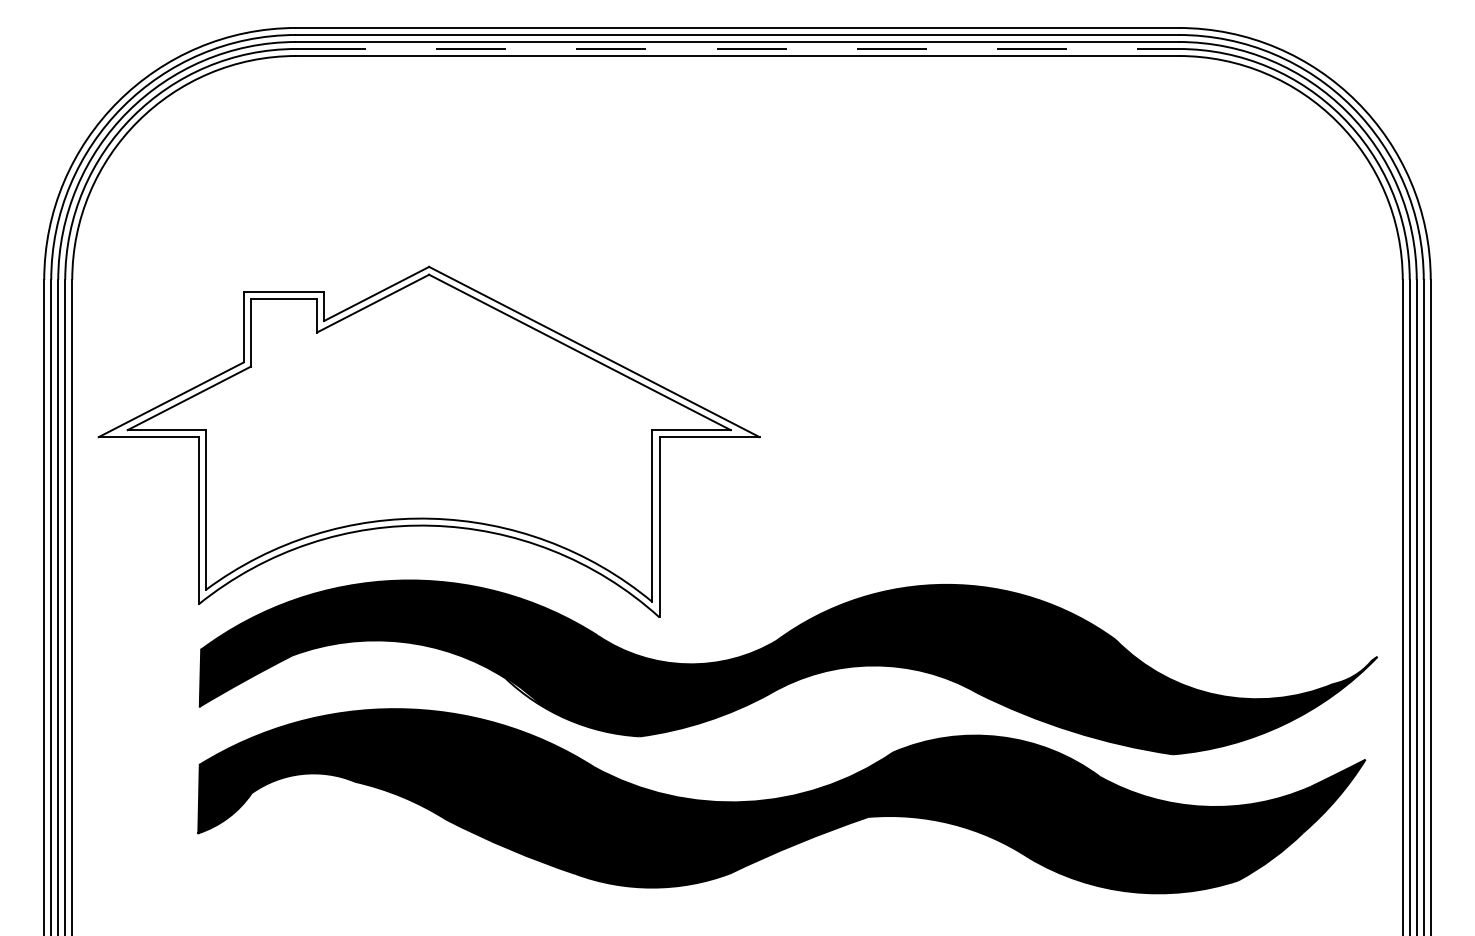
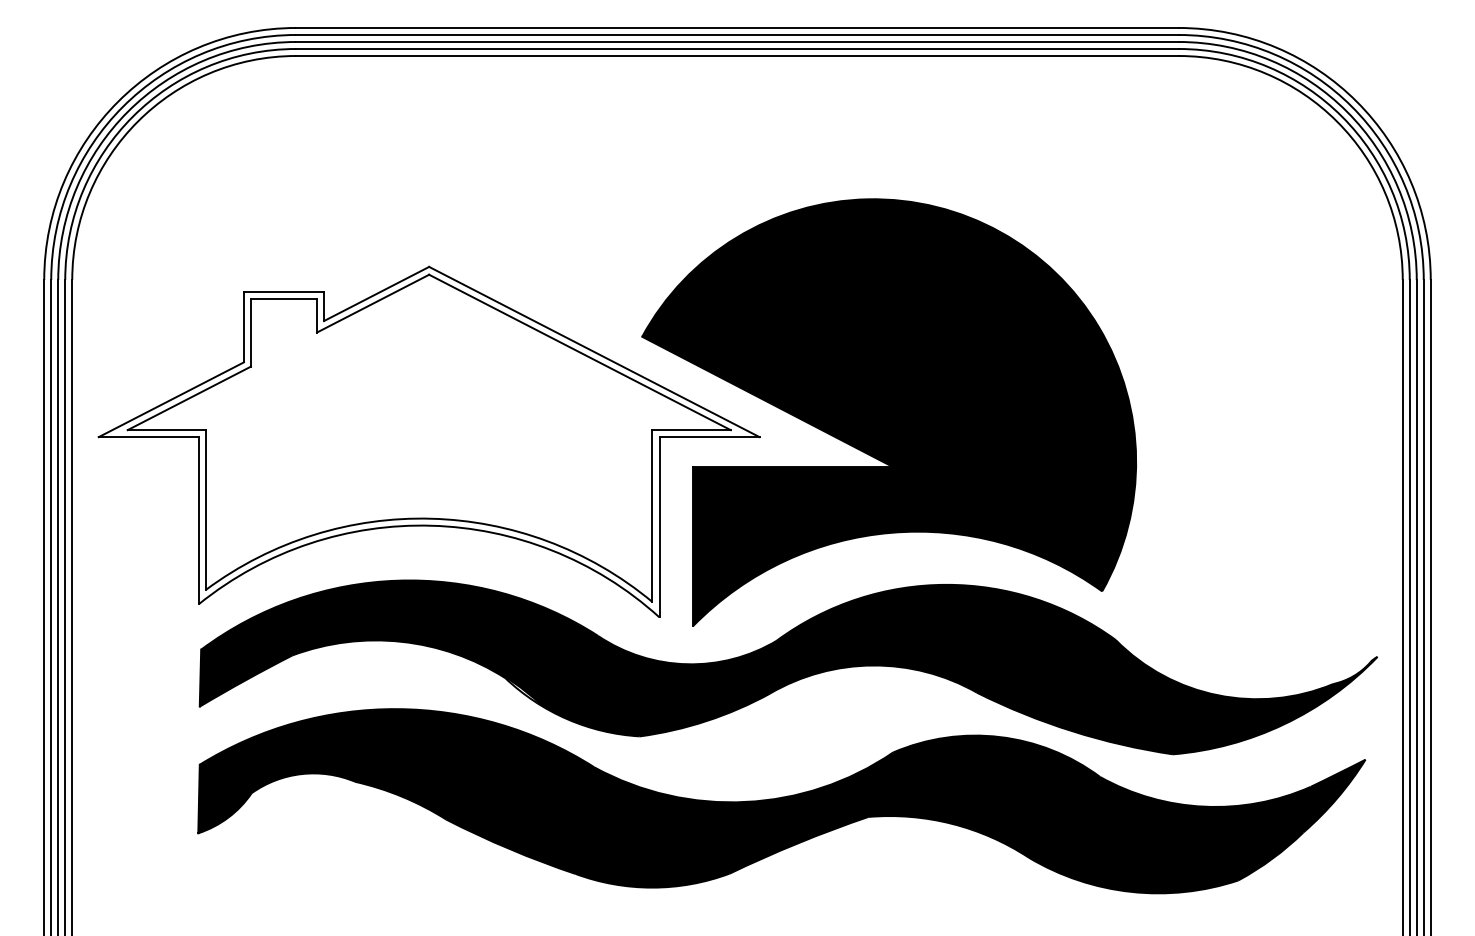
line: dashed -> solid (738, 49)
part: none -> present (888, 412)
